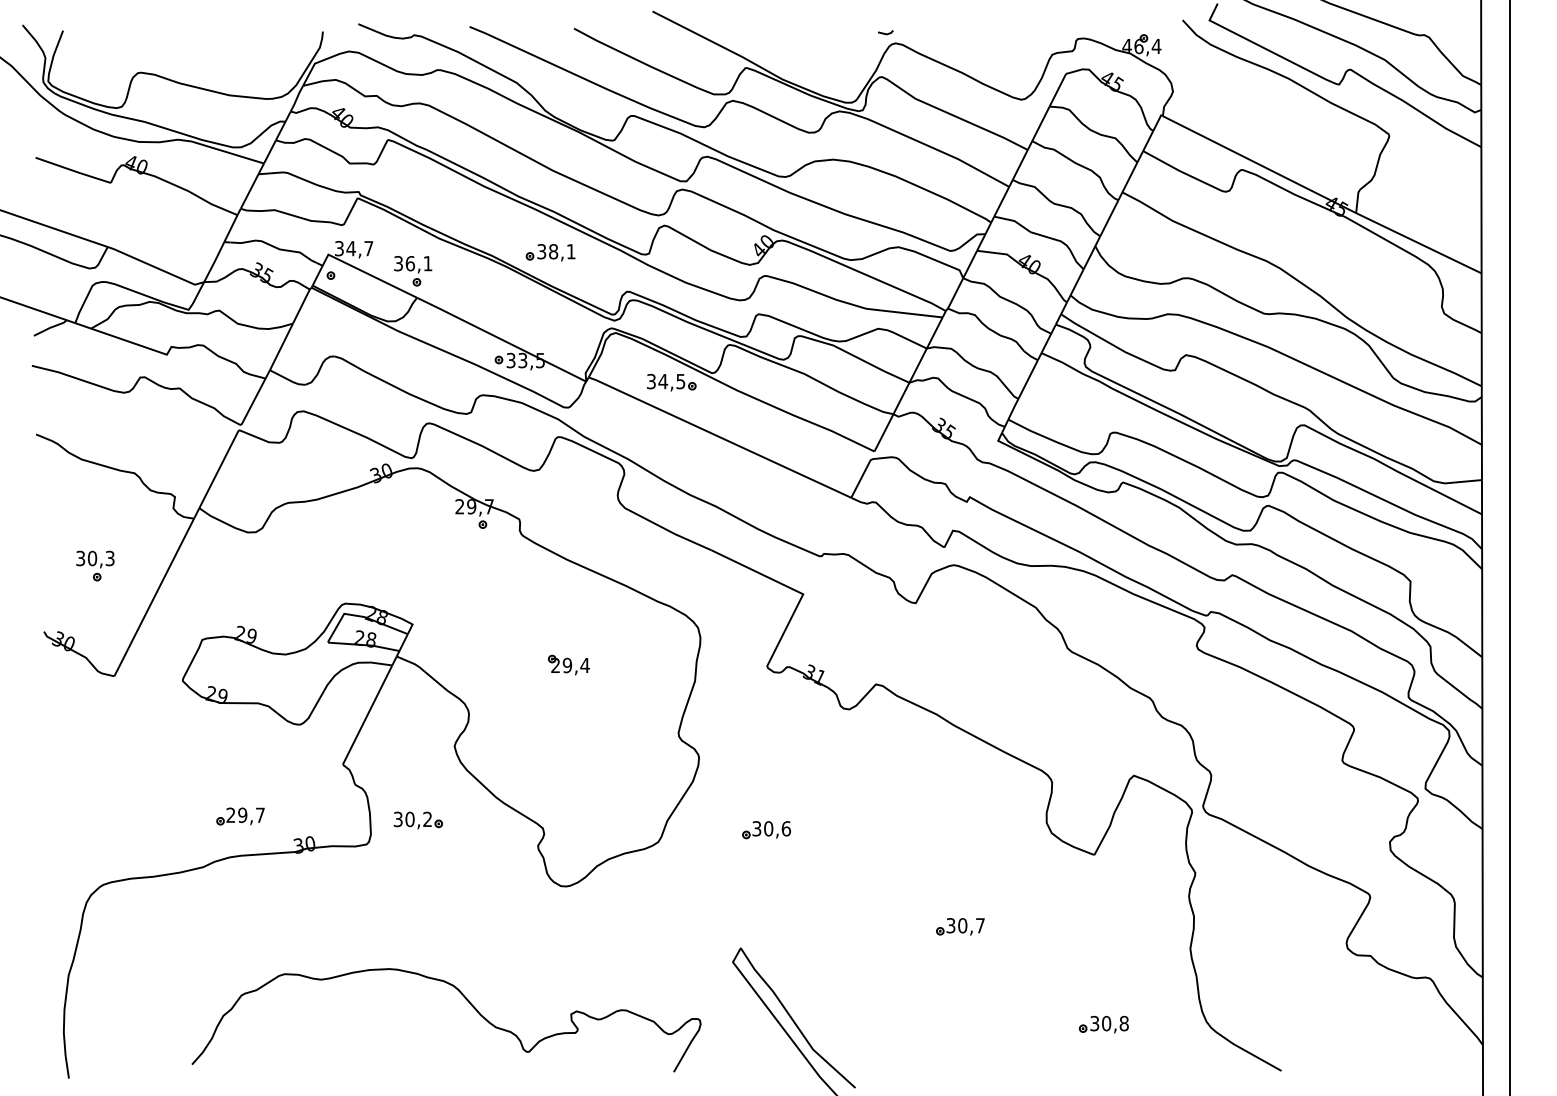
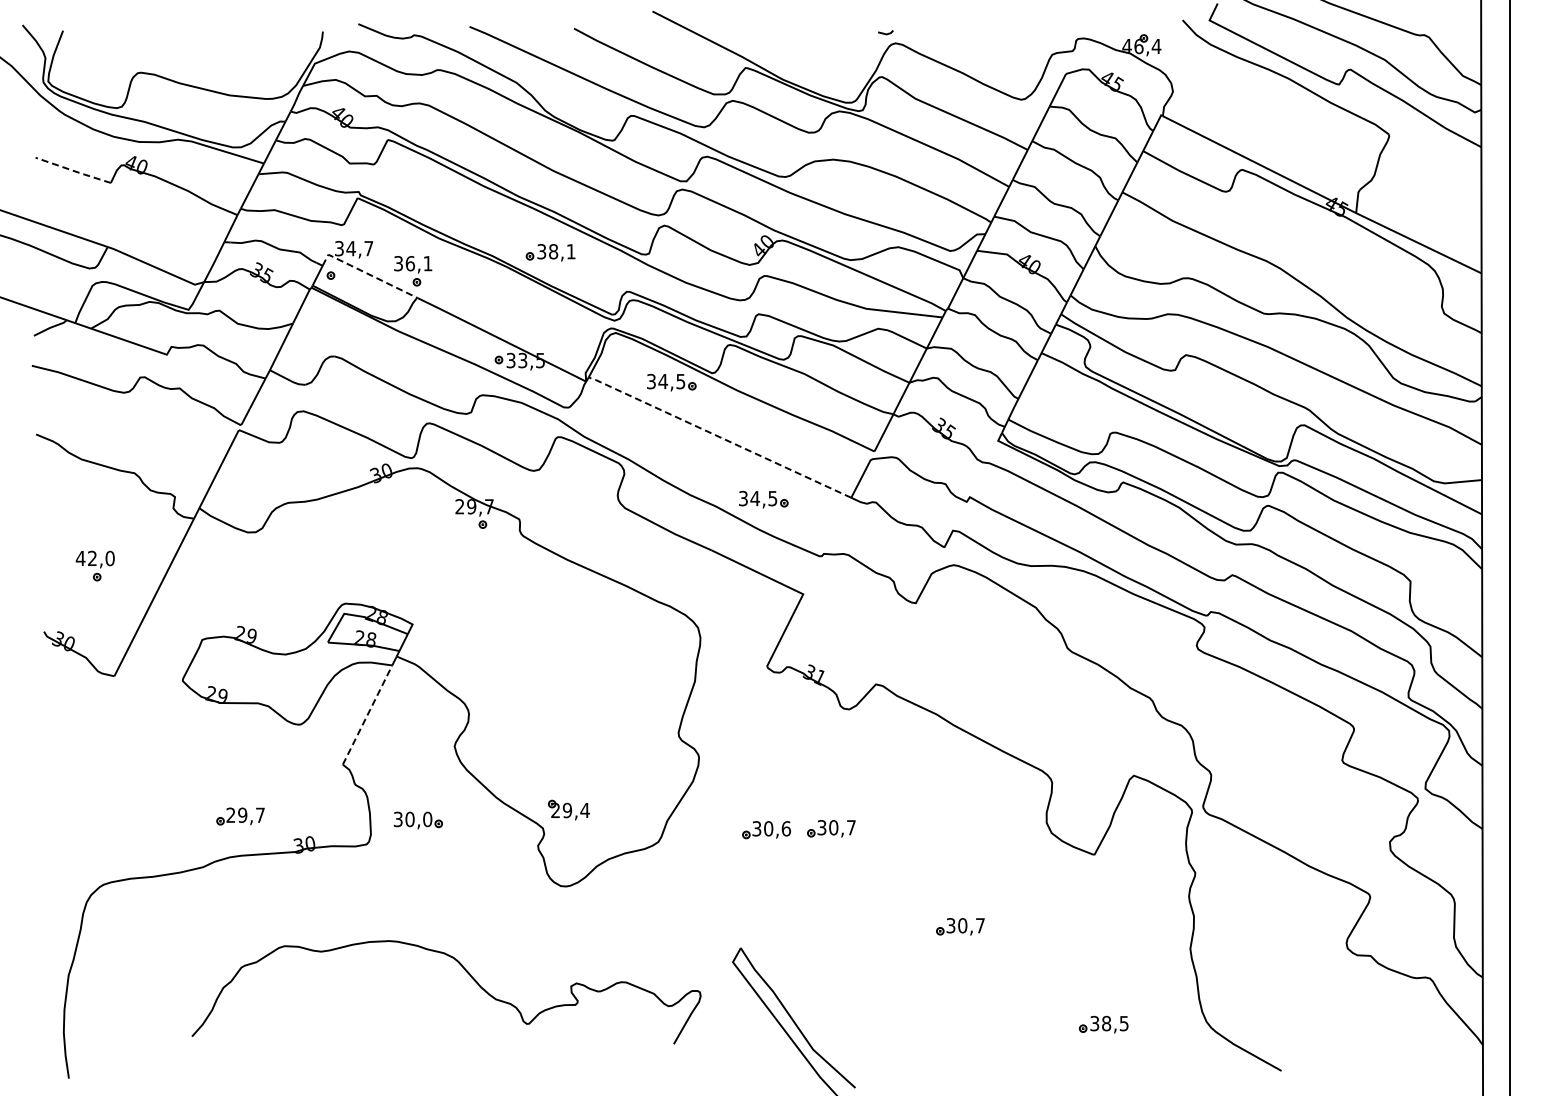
line: solid -> dashed (73, 170)
line: solid -> dashed (366, 273)
line: solid -> dashed (719, 436)
part: none -> present (763, 499)
text: 30,3 -> 42,0 (94, 558)
part position: (568, 664) -> (568, 809) (568, 809)
line: solid -> dashed (367, 714)
text: 30,2 -> 30,0 (427, 819)
part: none -> present (831, 828)
curve position: (466, 1000) -> (466, 972) (466, 972)
text: 30,8 -> 38,5 (1115, 1023)
